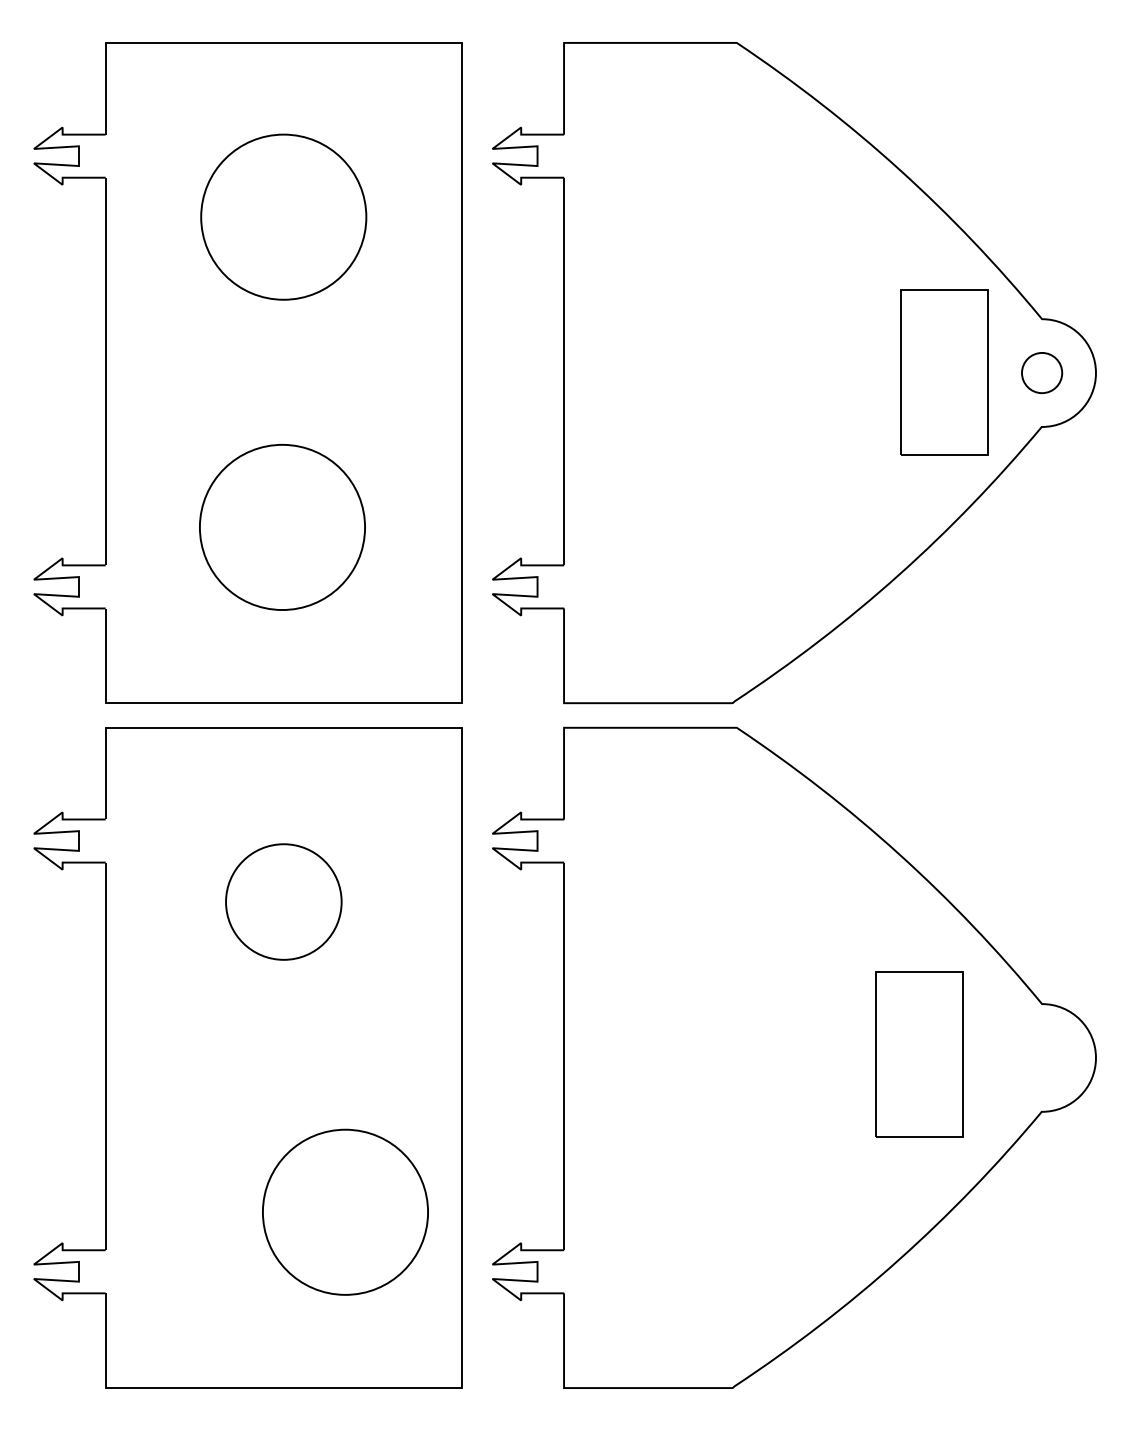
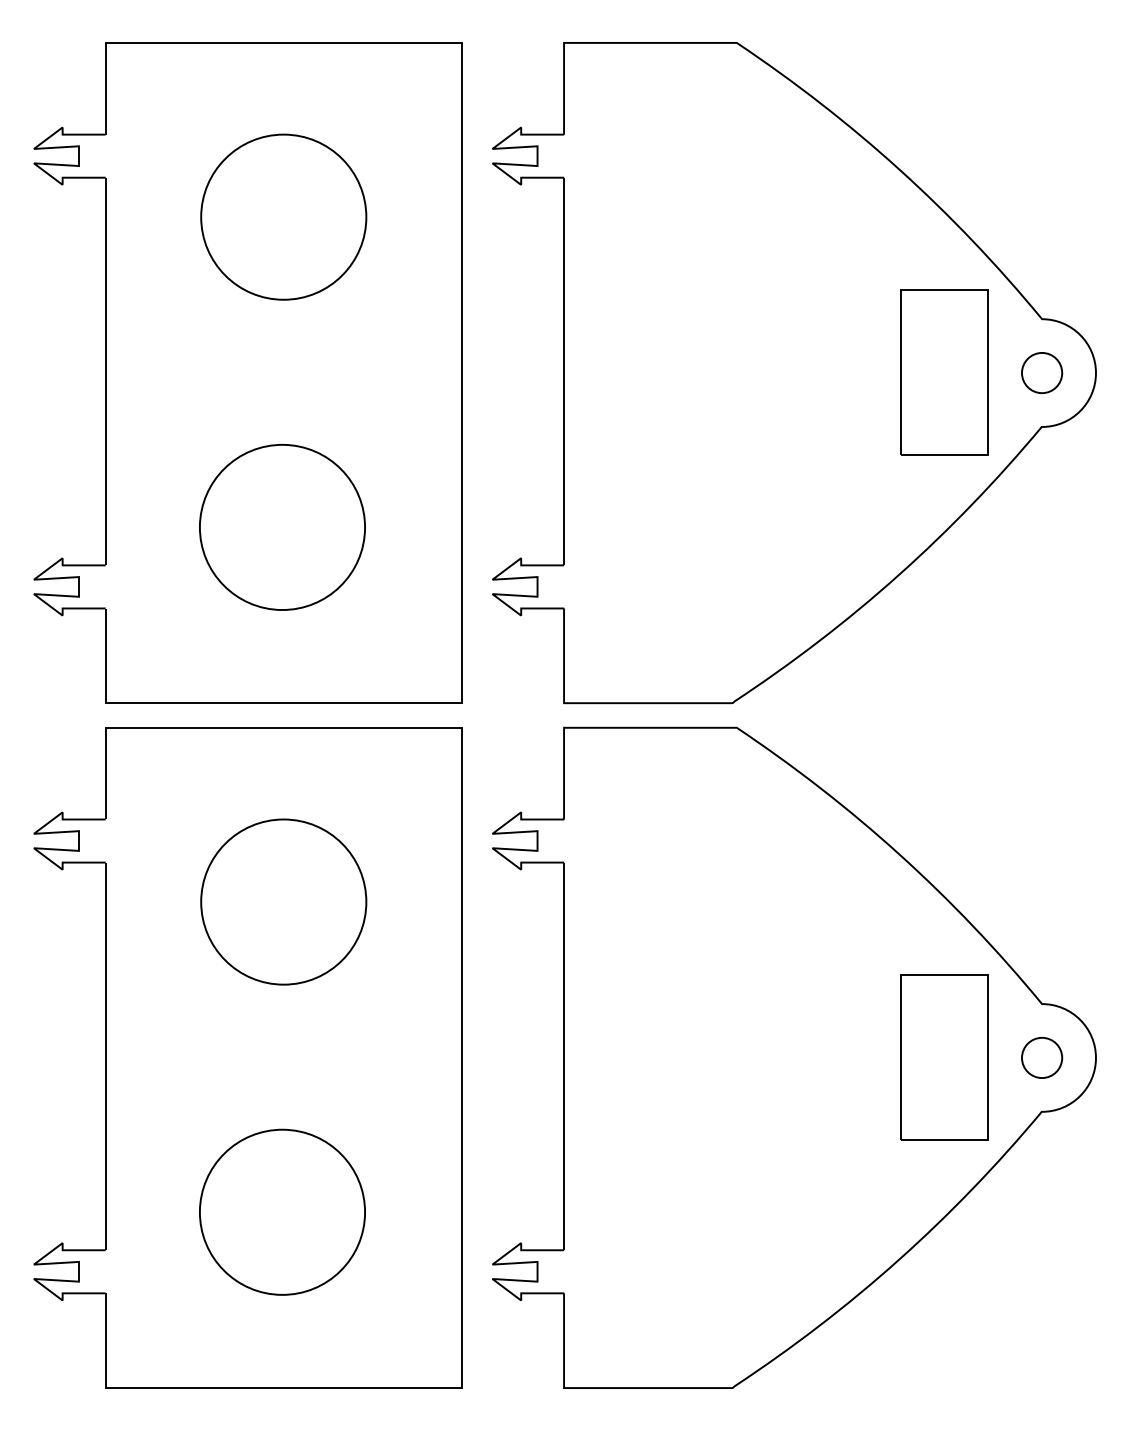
part size: 118x118 px -> 168x168 px (283, 901)
part position: (919, 1054) -> (944, 1057) (944, 1057)
part: none -> present (1042, 1057)
part position: (345, 1211) -> (282, 1211) (282, 1211)
